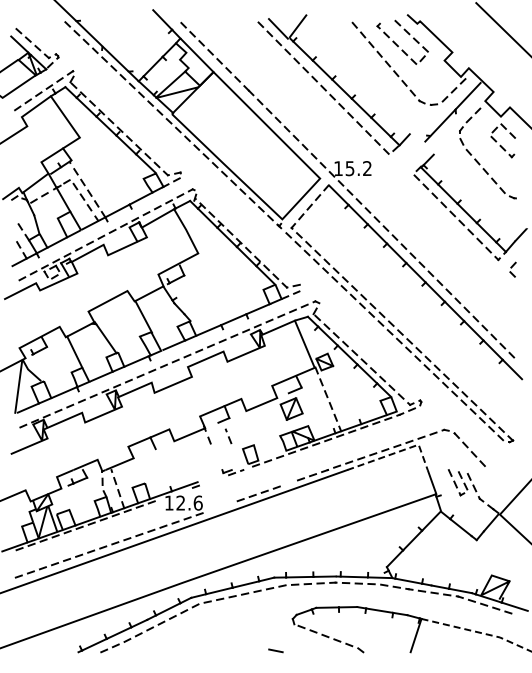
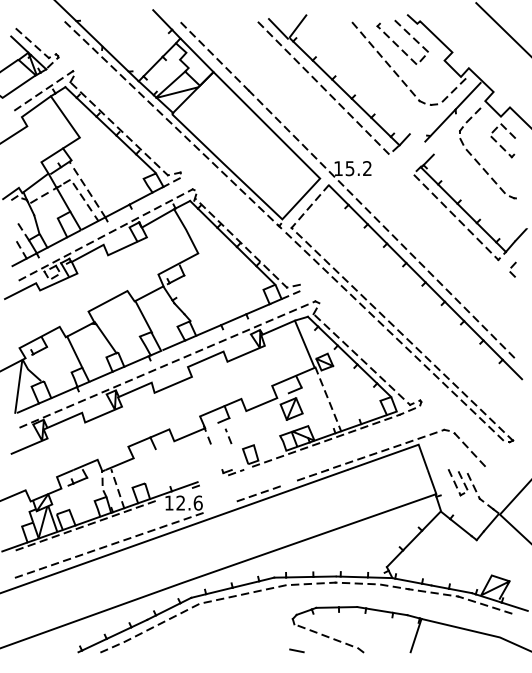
line: dashed -> solid (396, 452)
line: dashed -> solid (478, 632)
line position: (275, 650) -> (296, 650) (296, 650)
